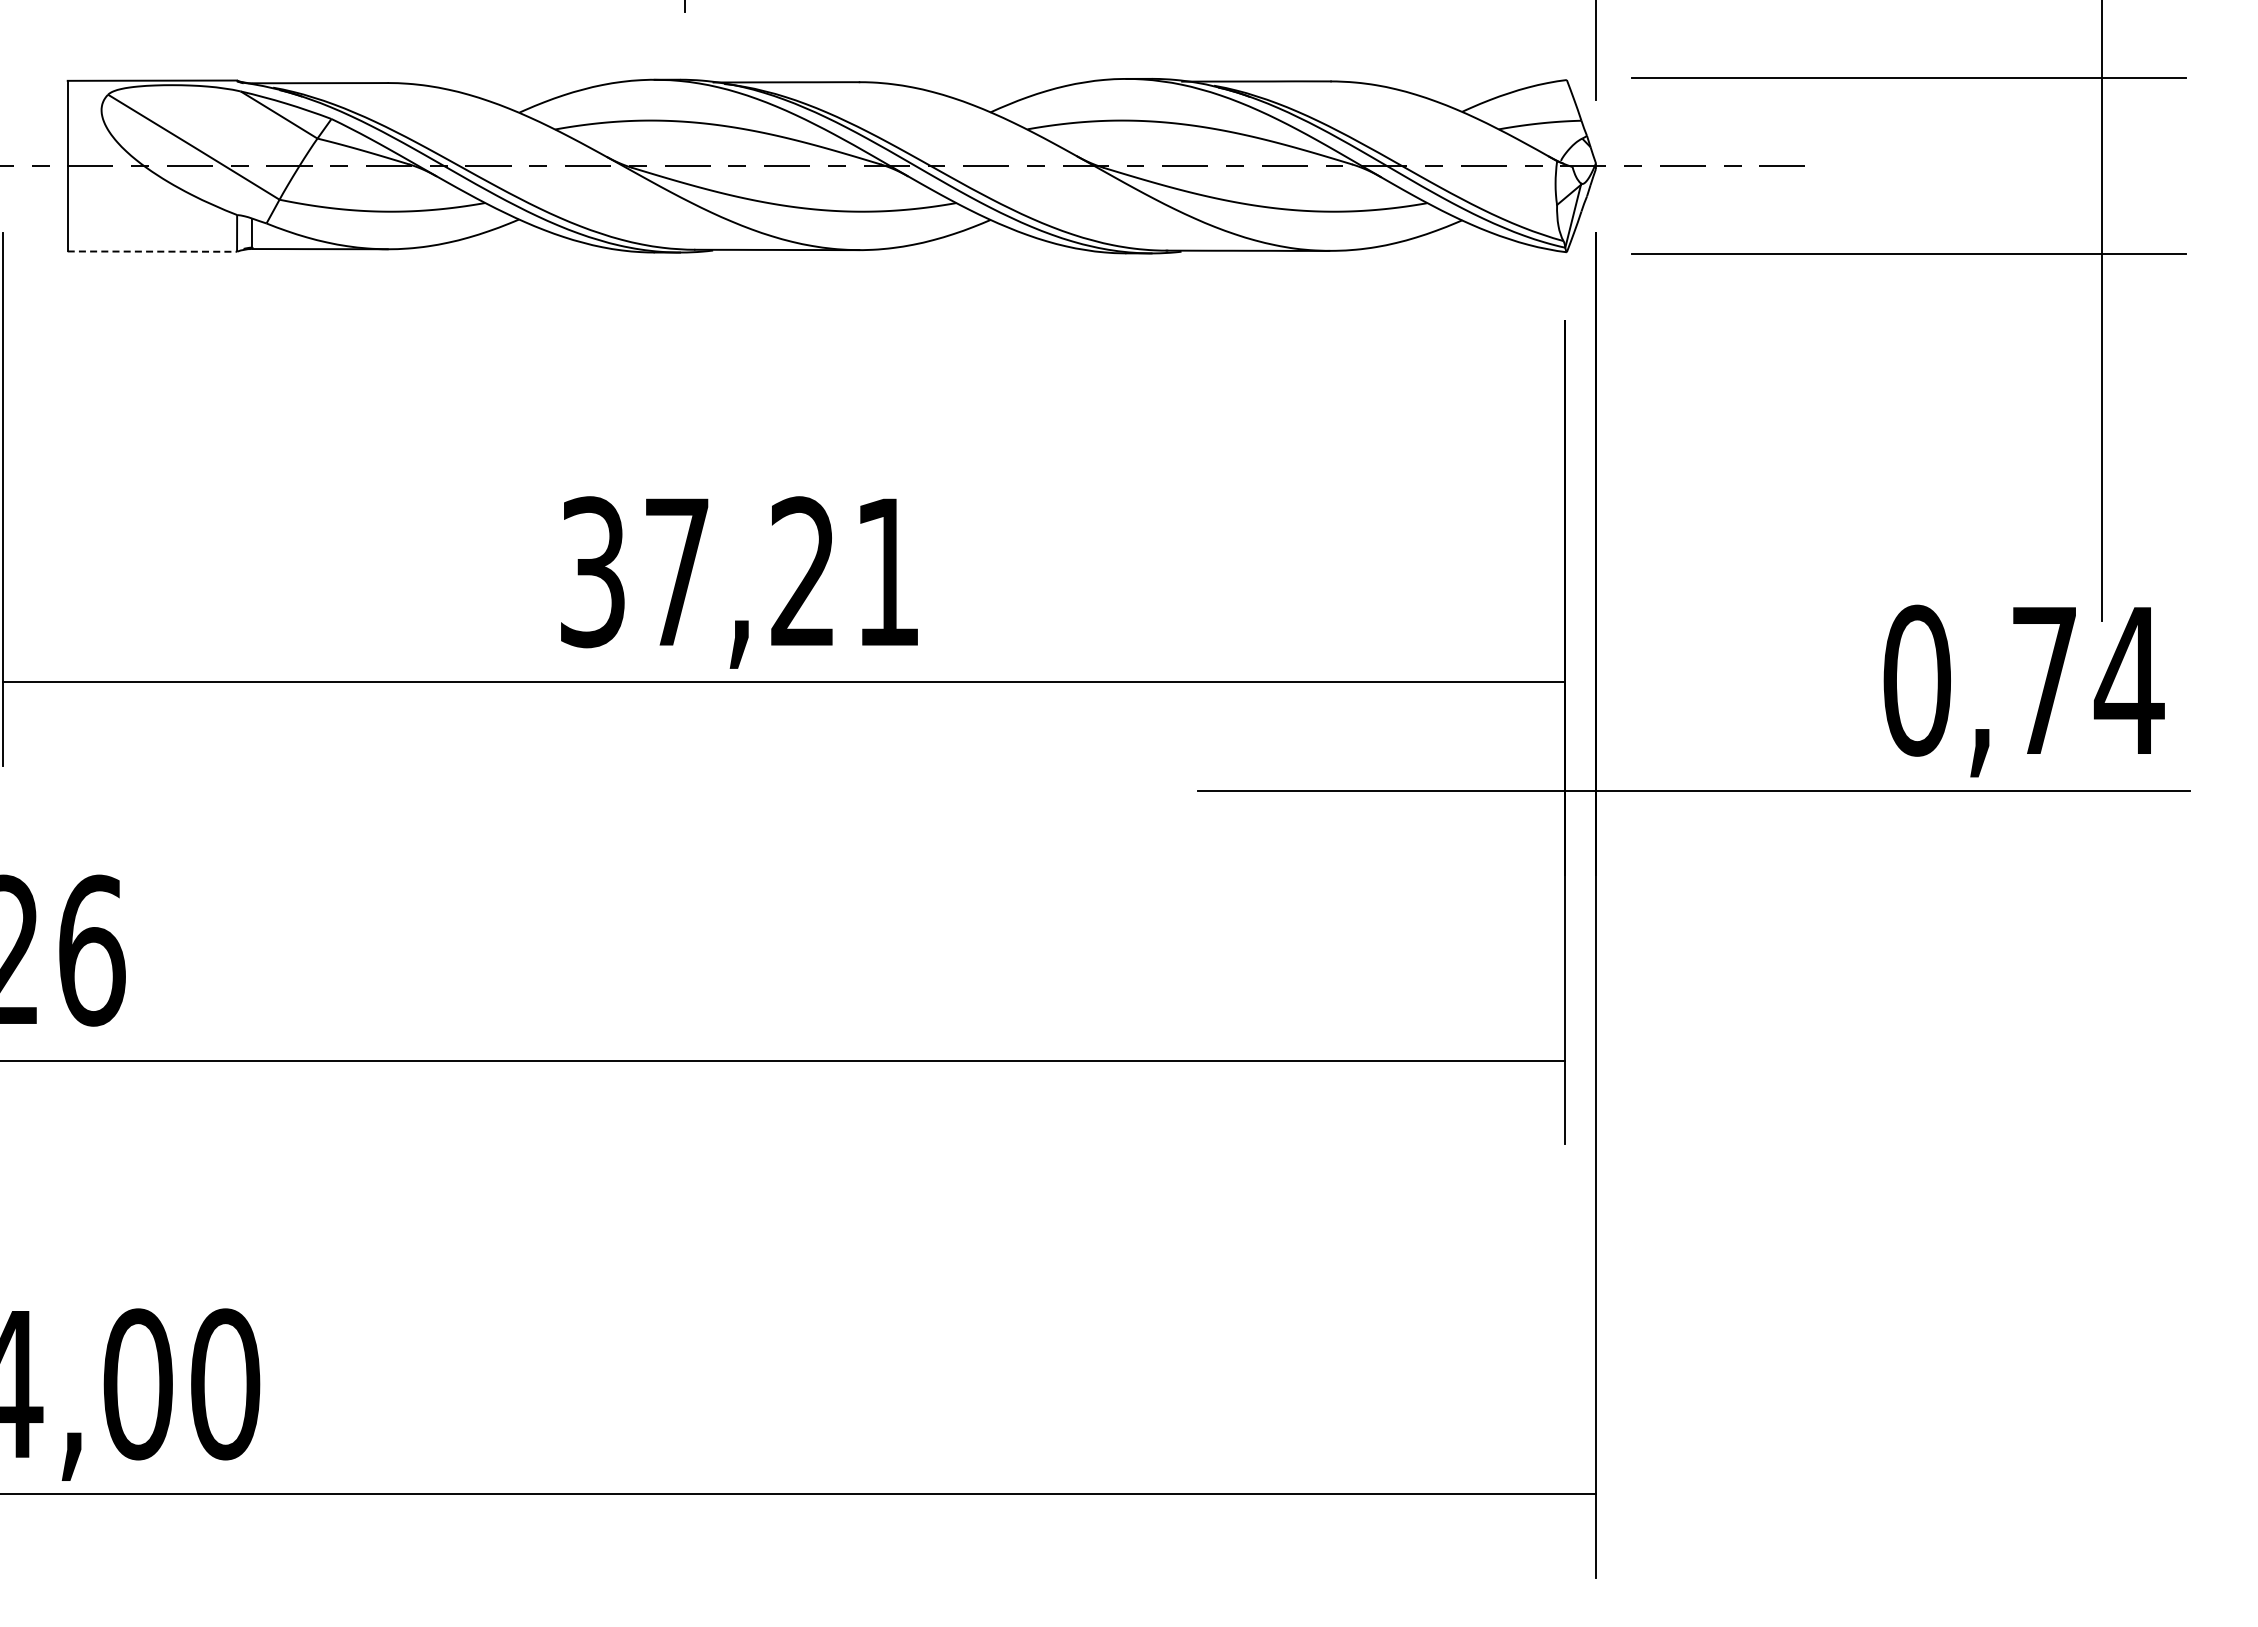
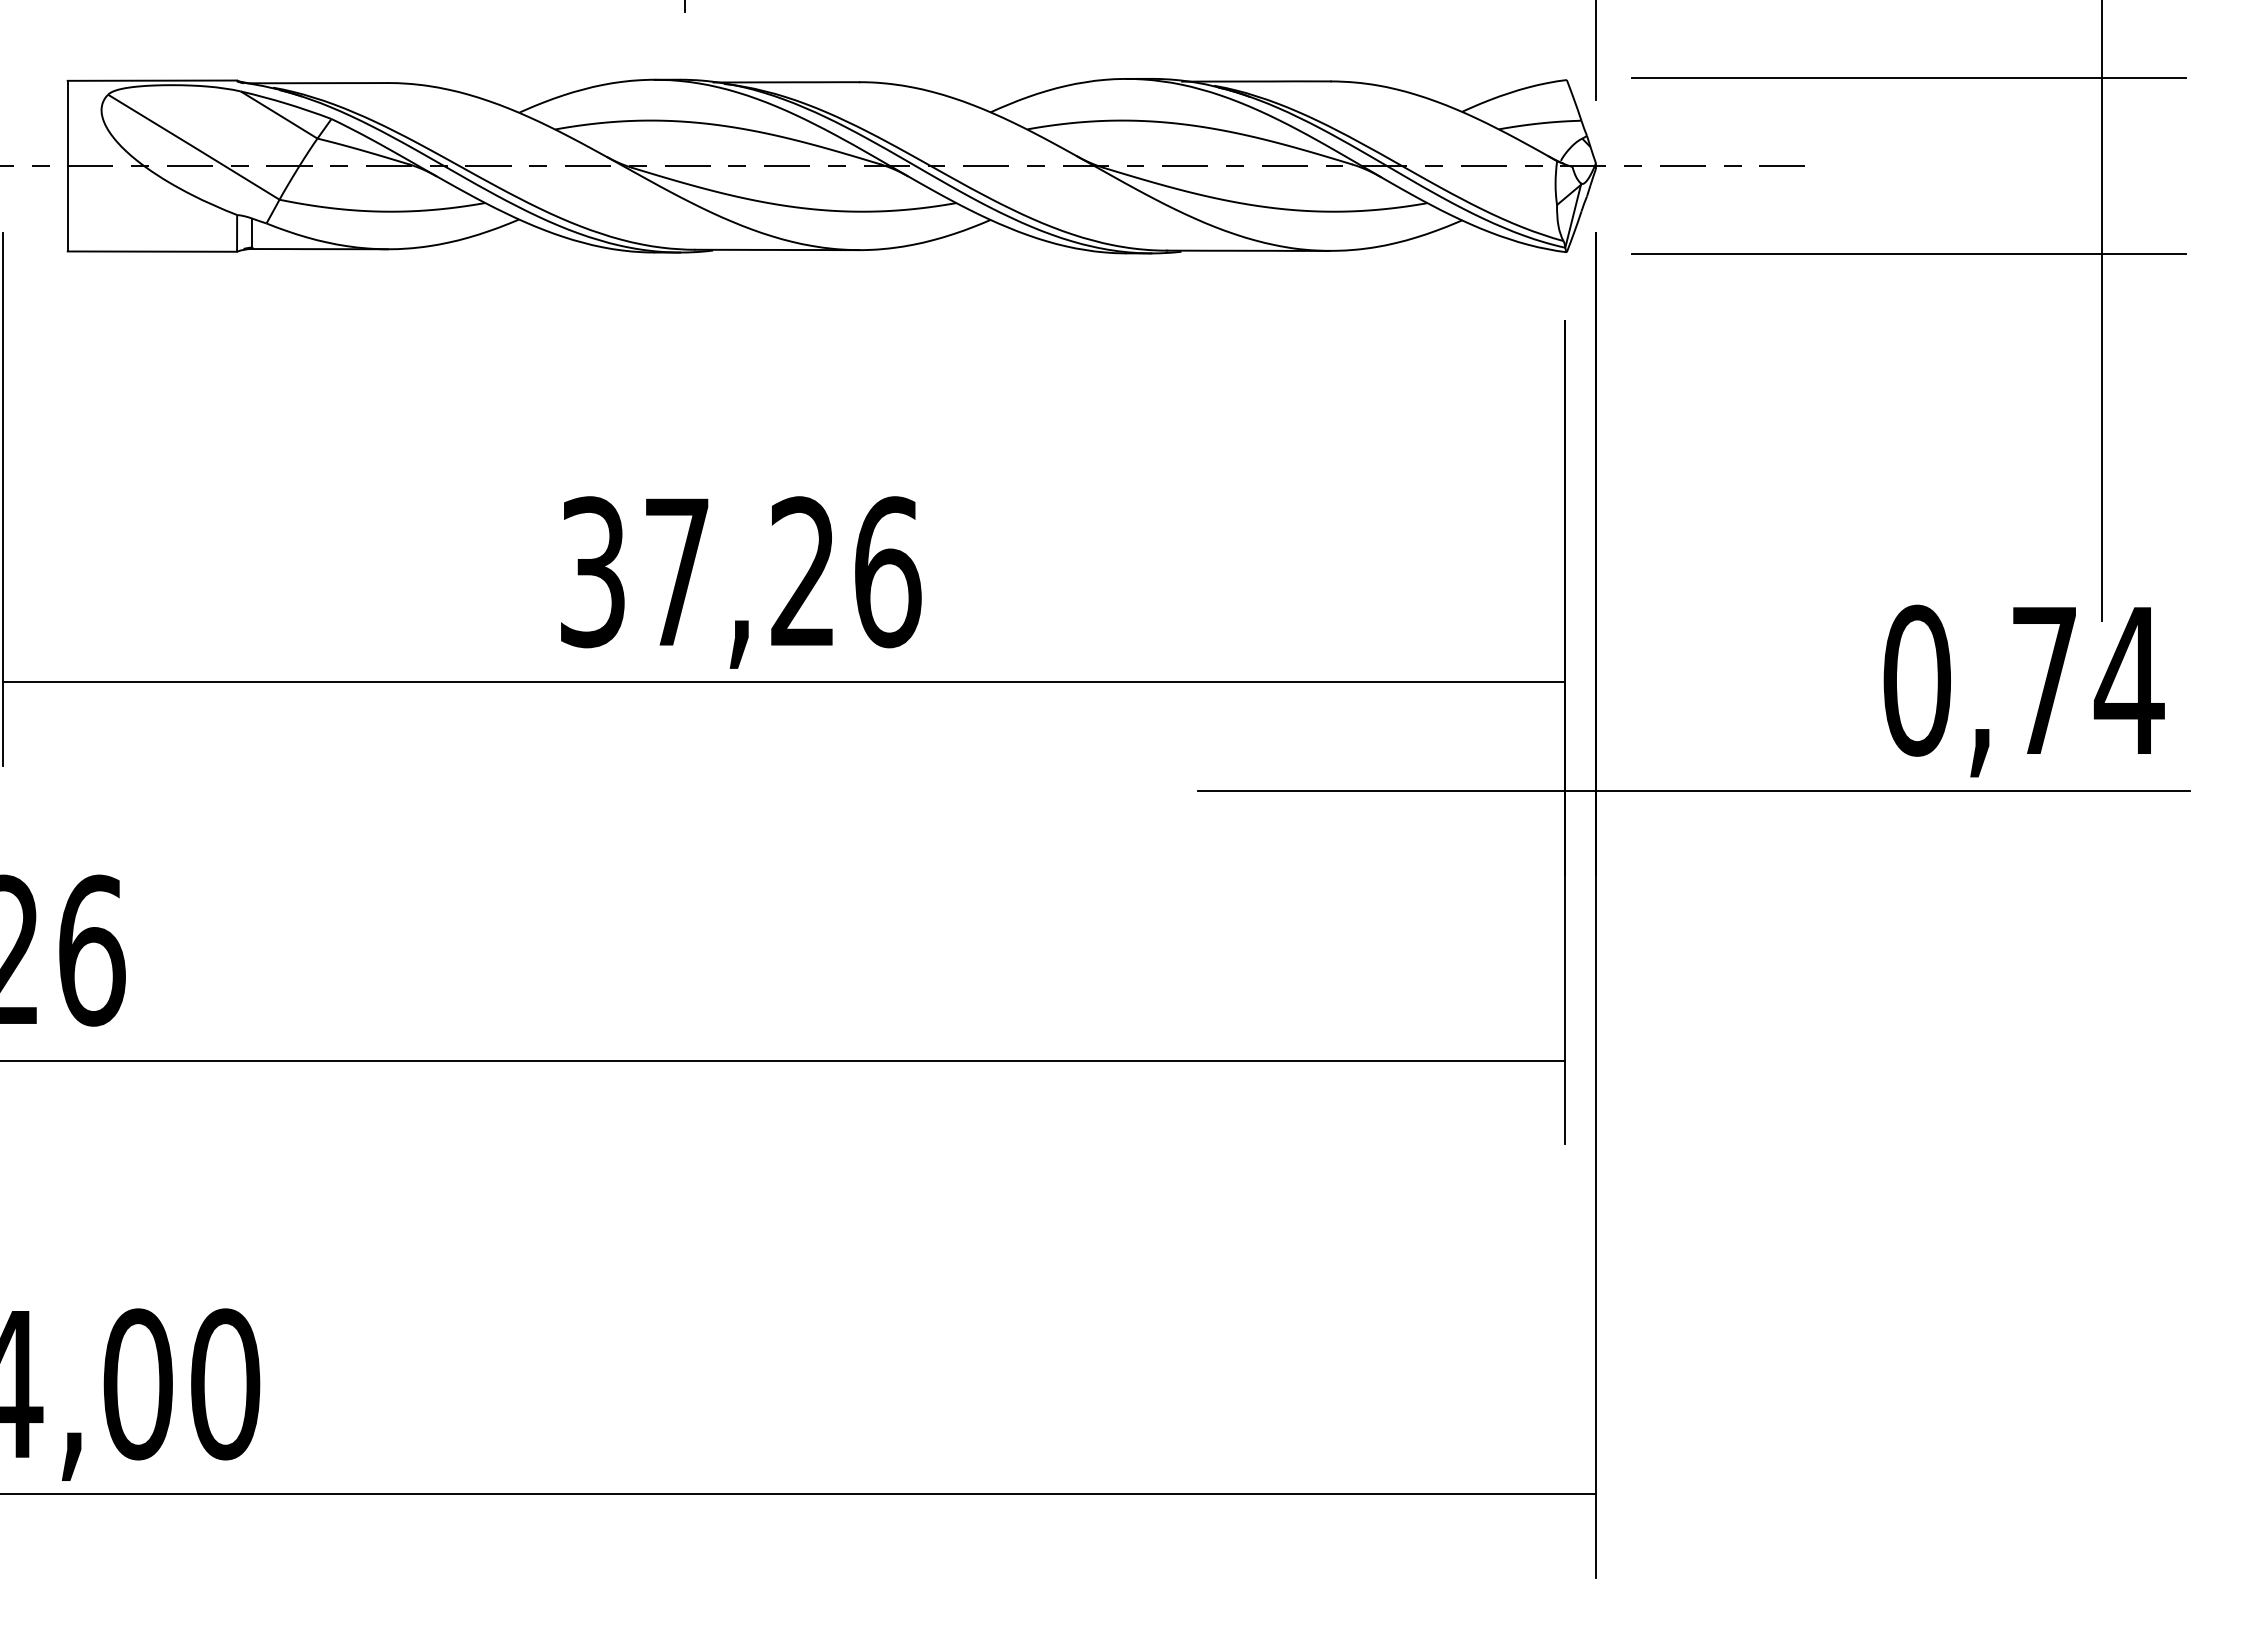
line: dashed -> solid (152, 251)
text: 37,21 -> 37,26 (888, 572)
